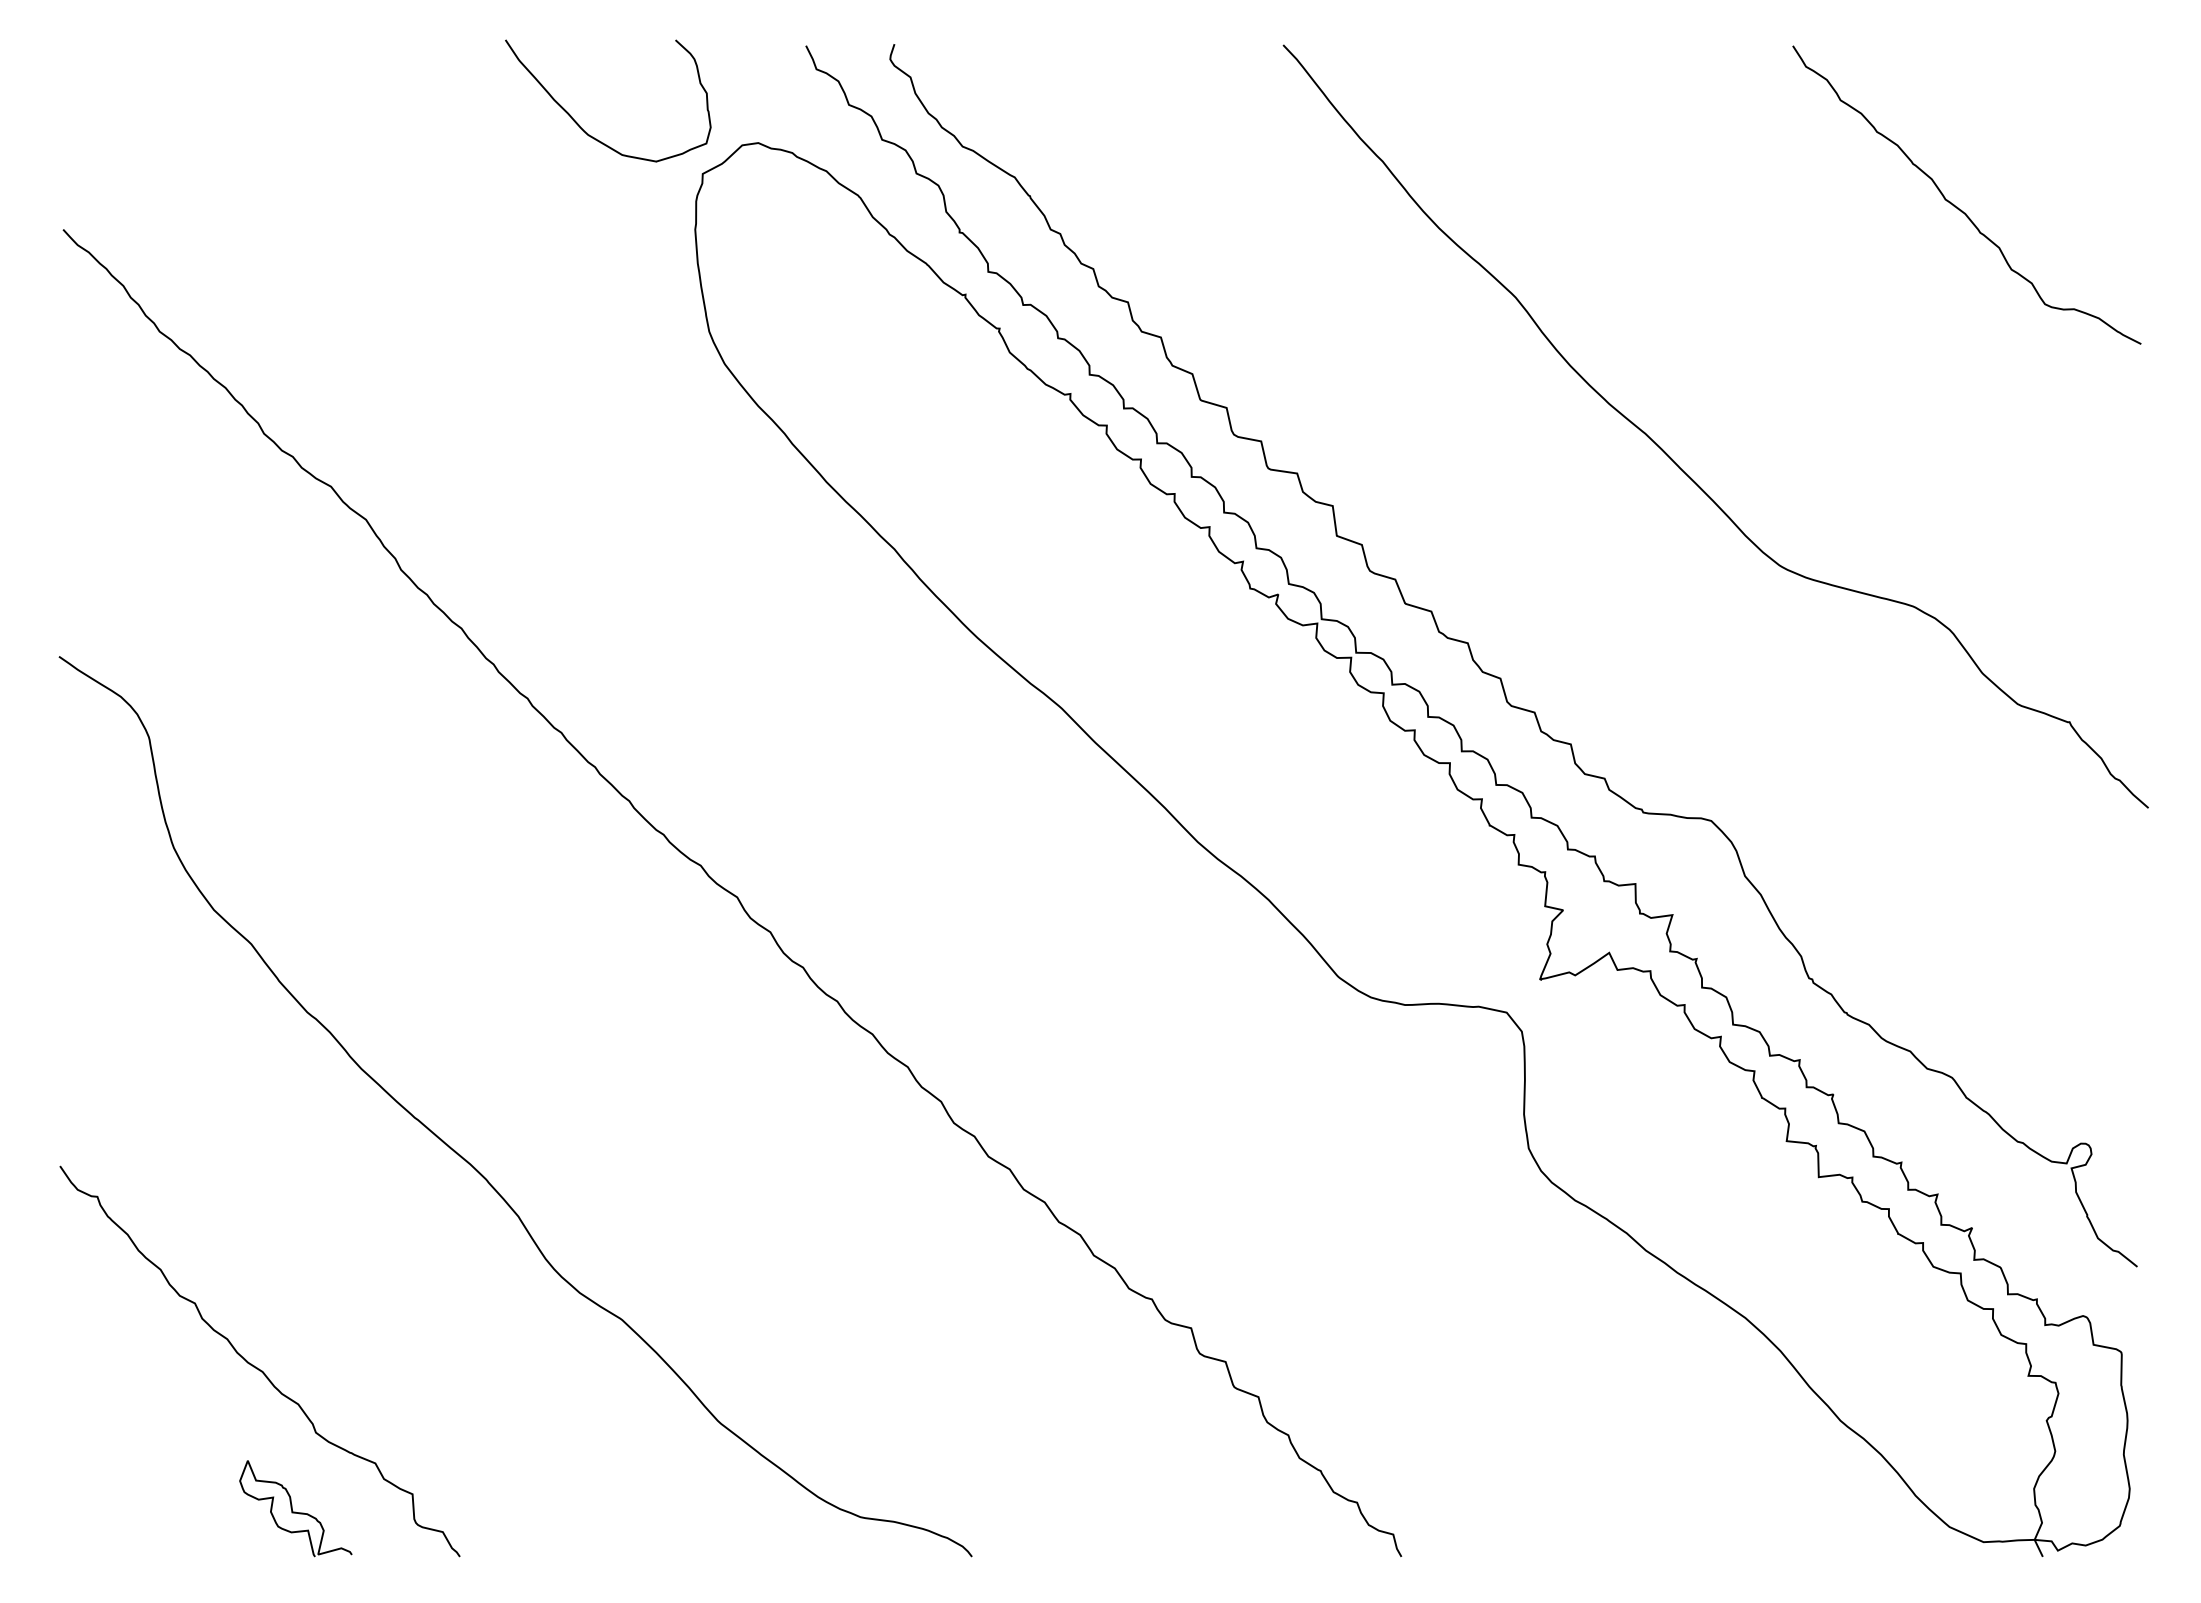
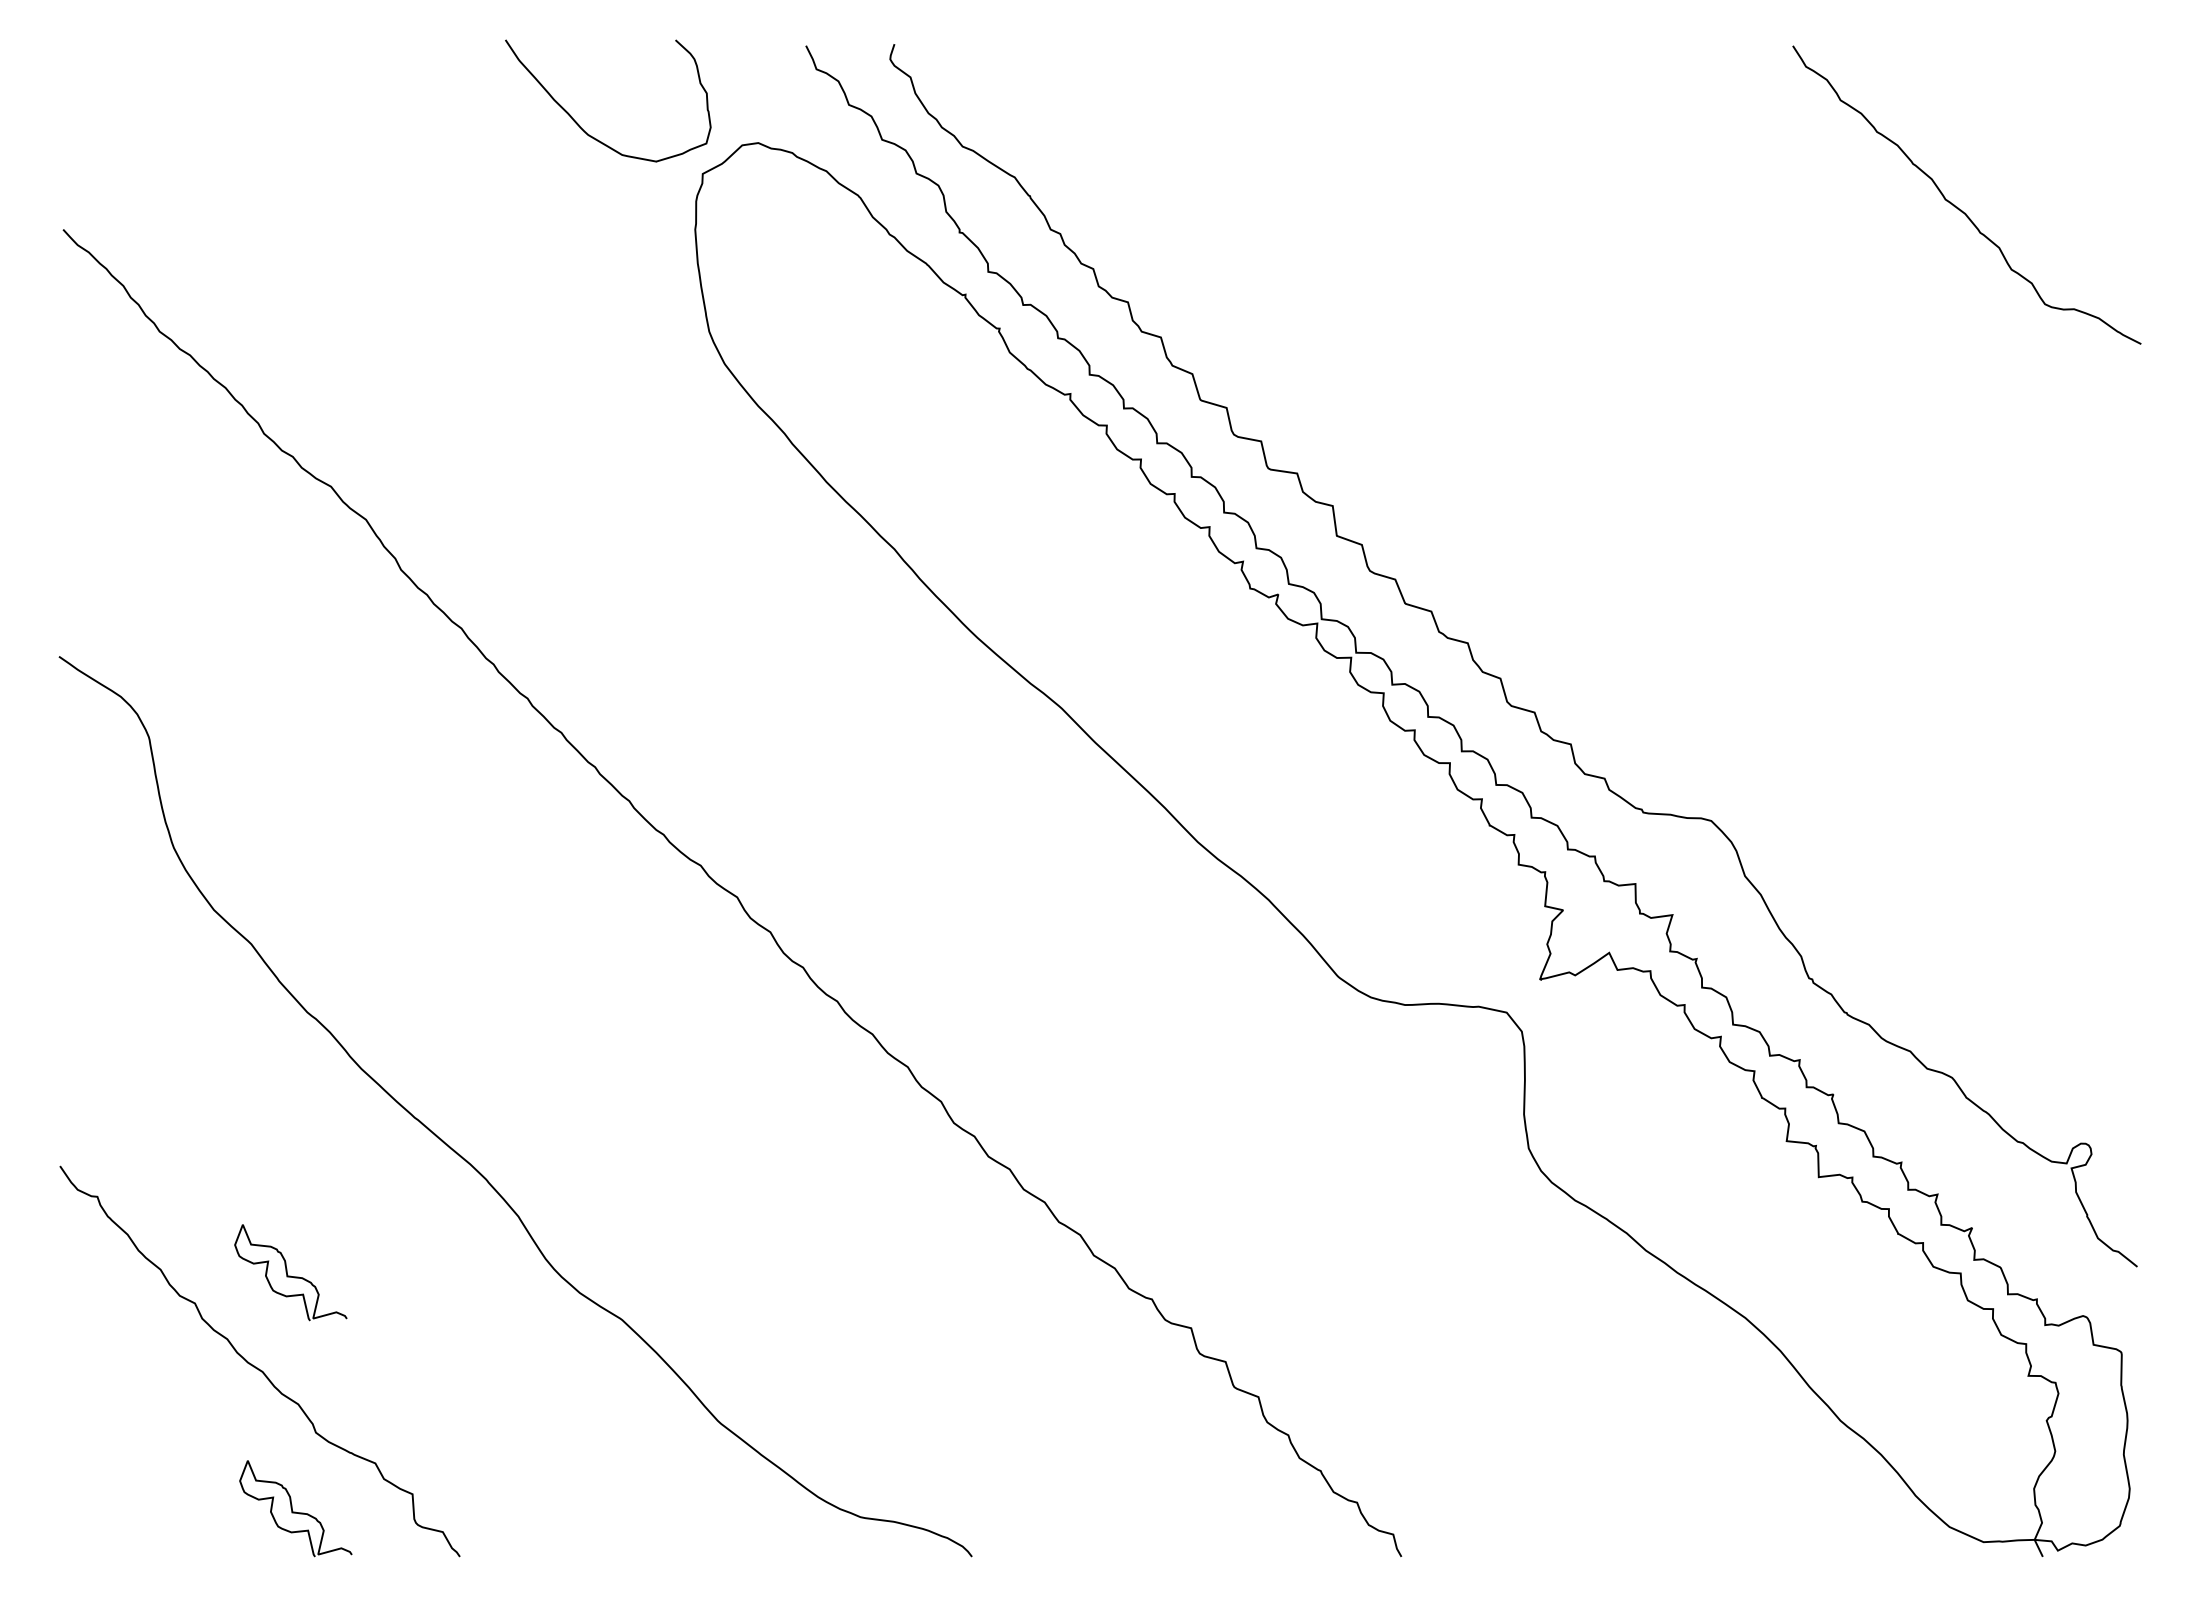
curve: present -> none (1673, 459)
curve: none -> present (287, 1272)
